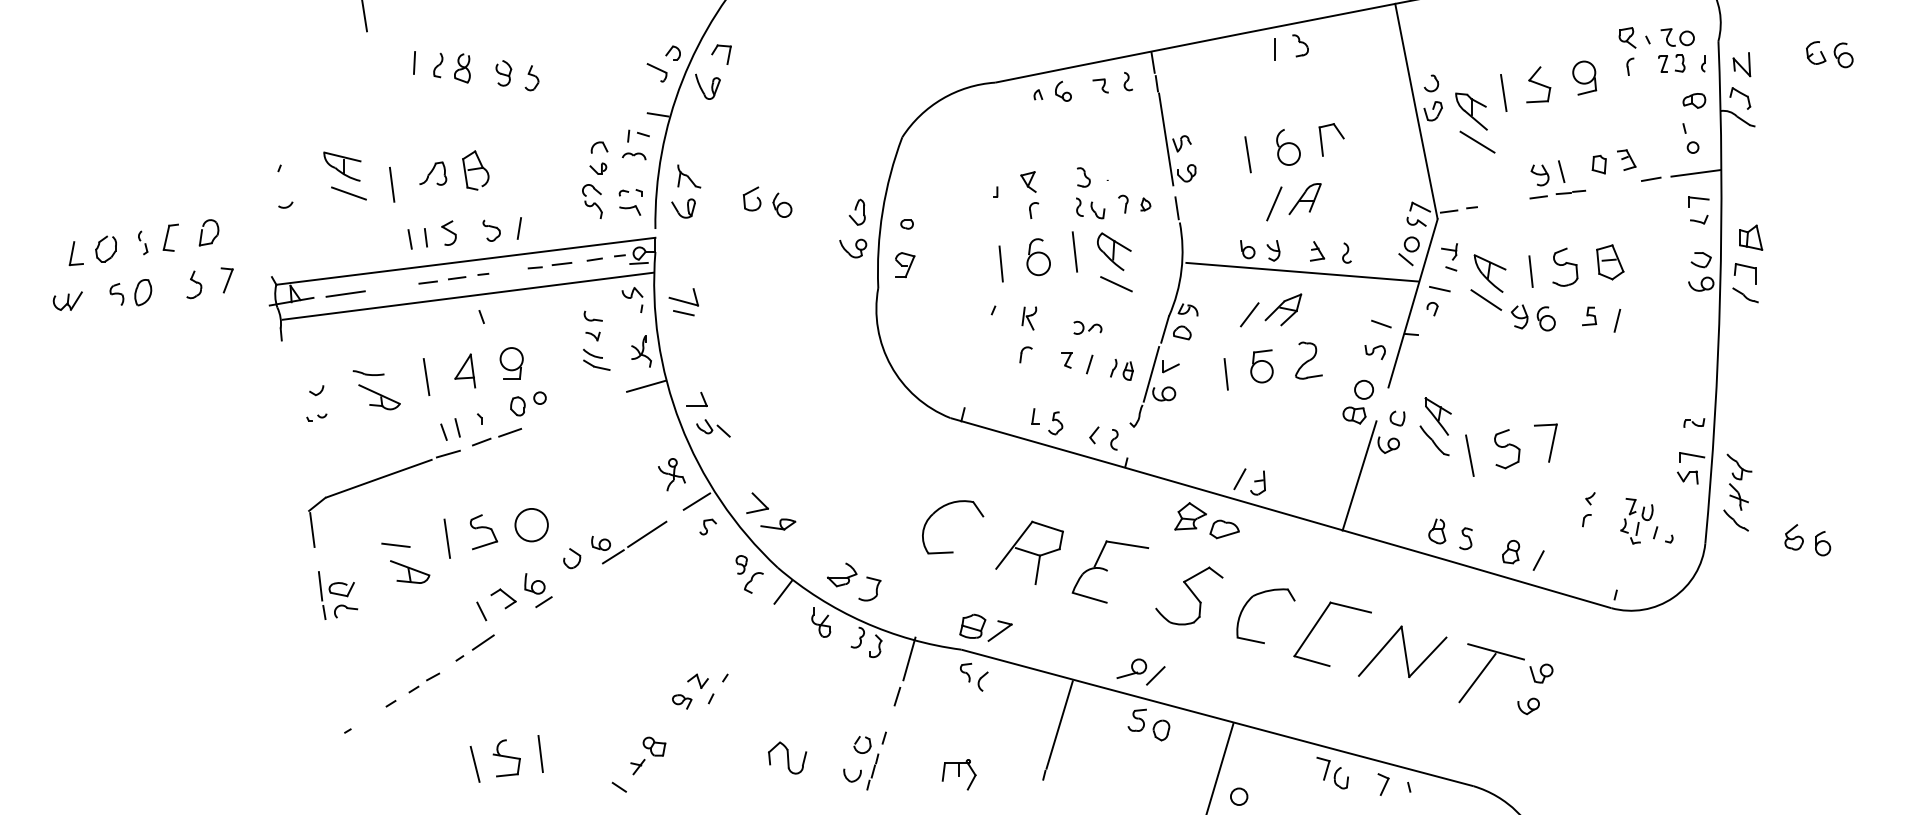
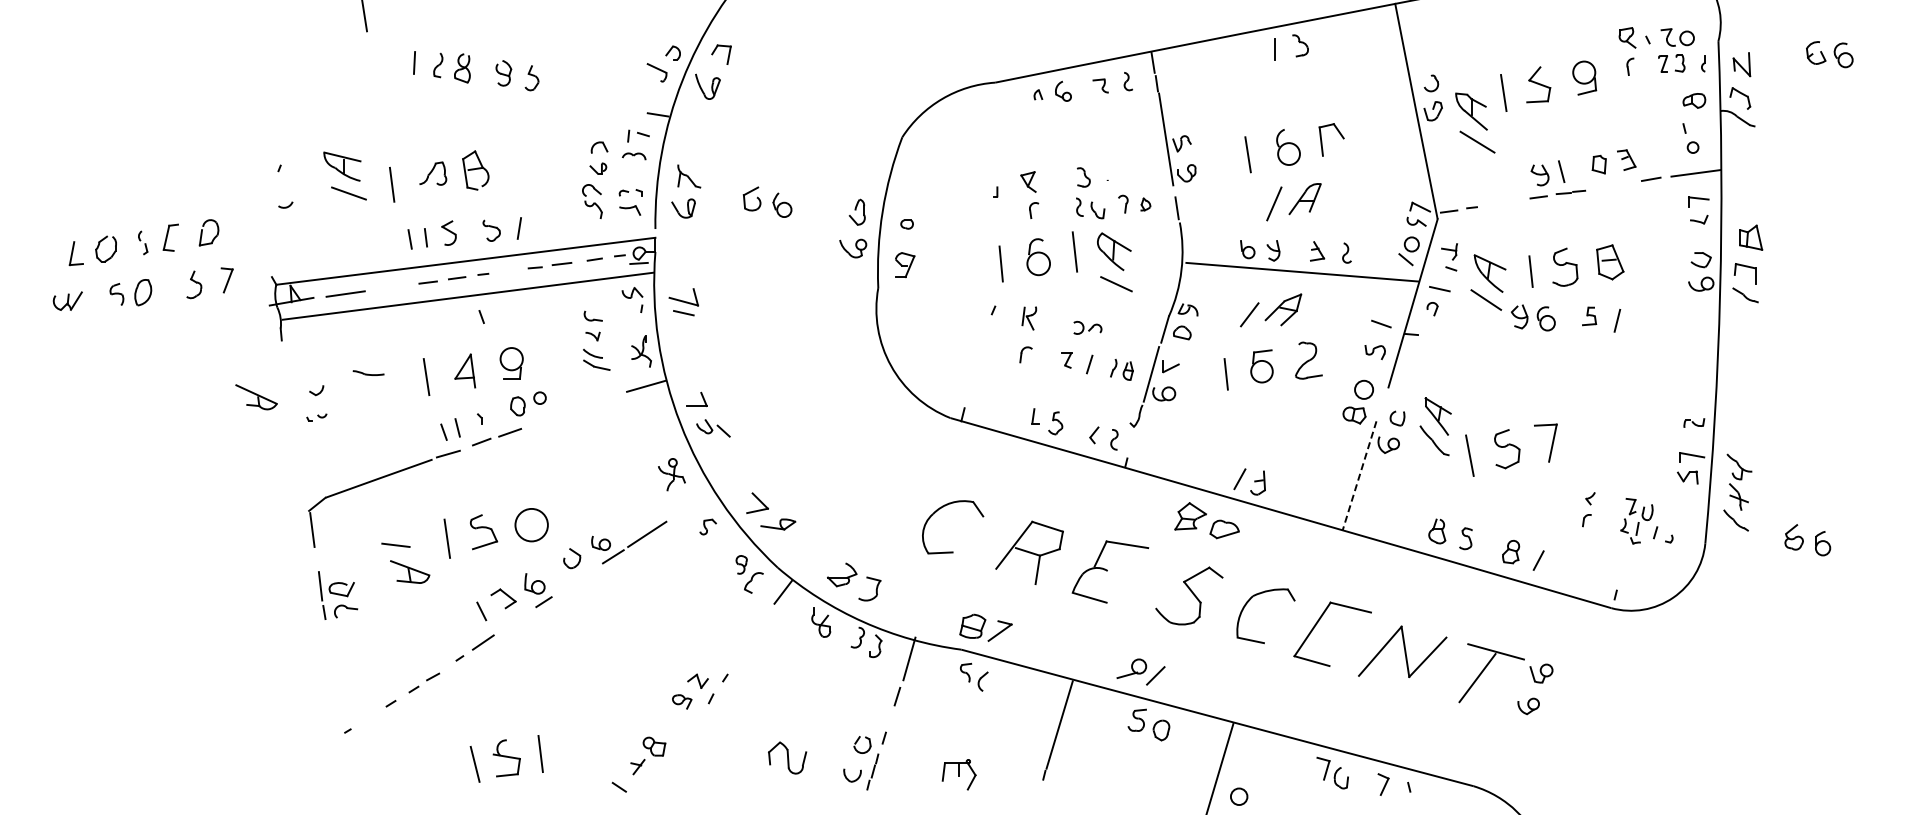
part position: (379, 397) -> (256, 397) (256, 397)
line: solid -> dashed (1359, 476)
line: present -> none (696, 501)
